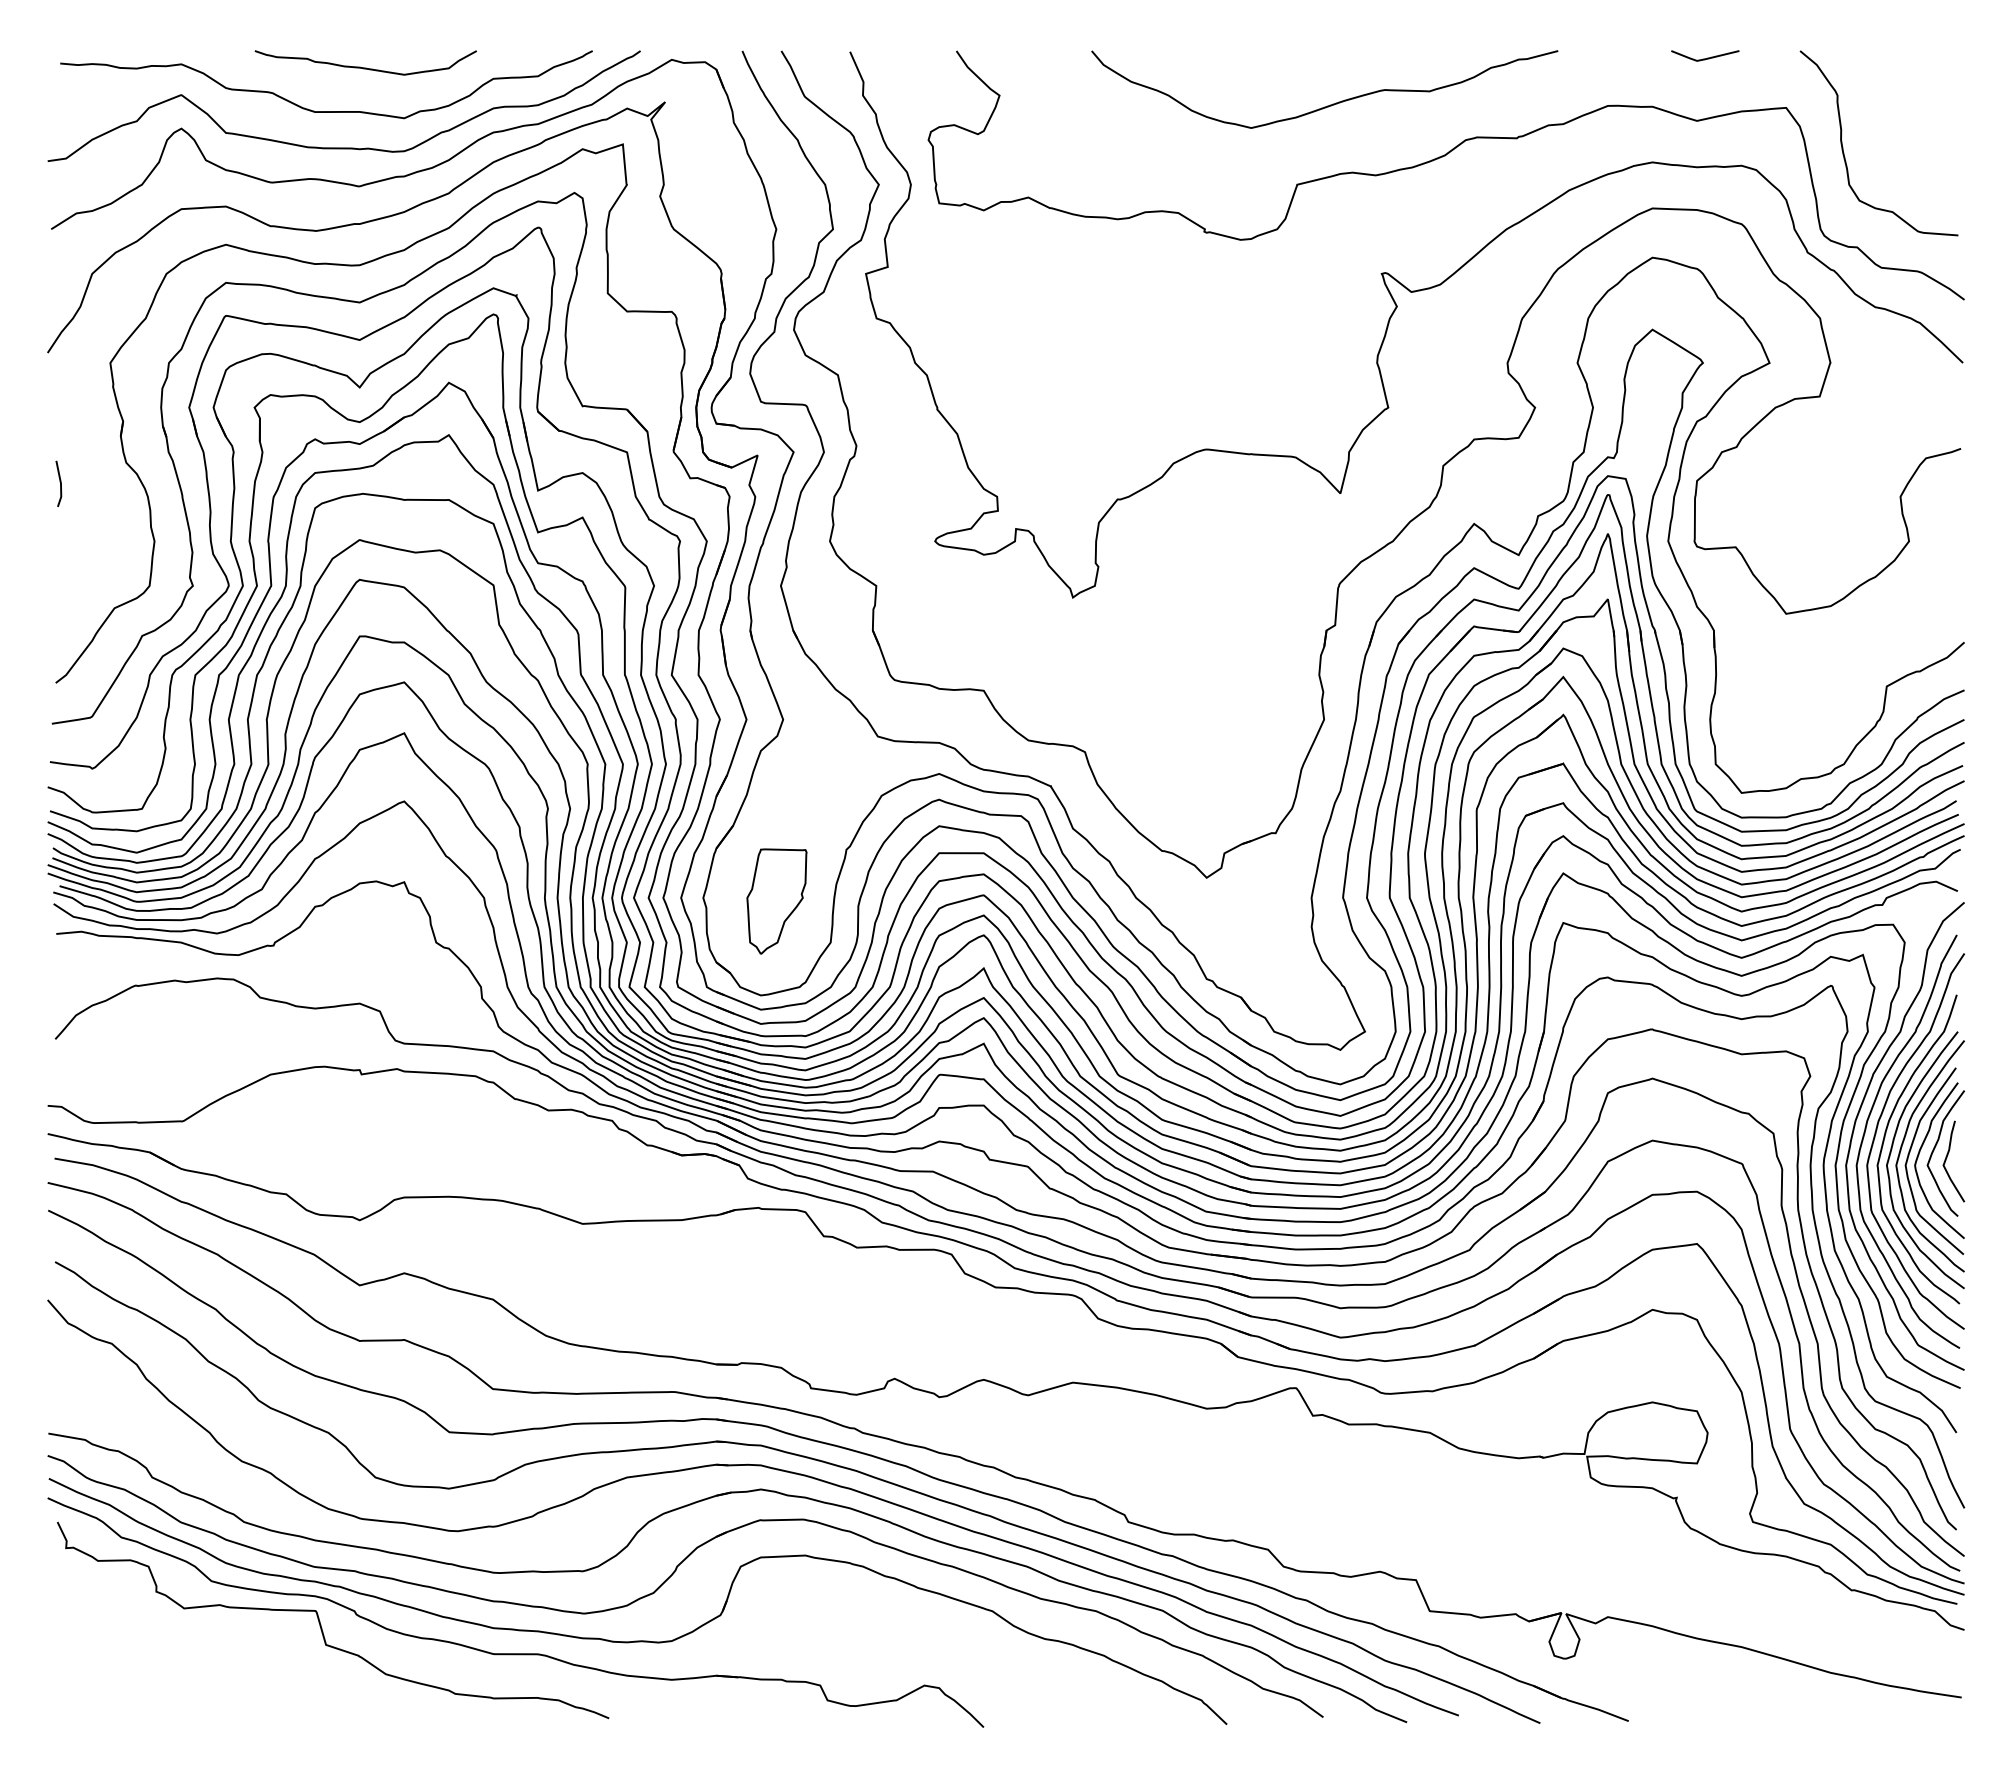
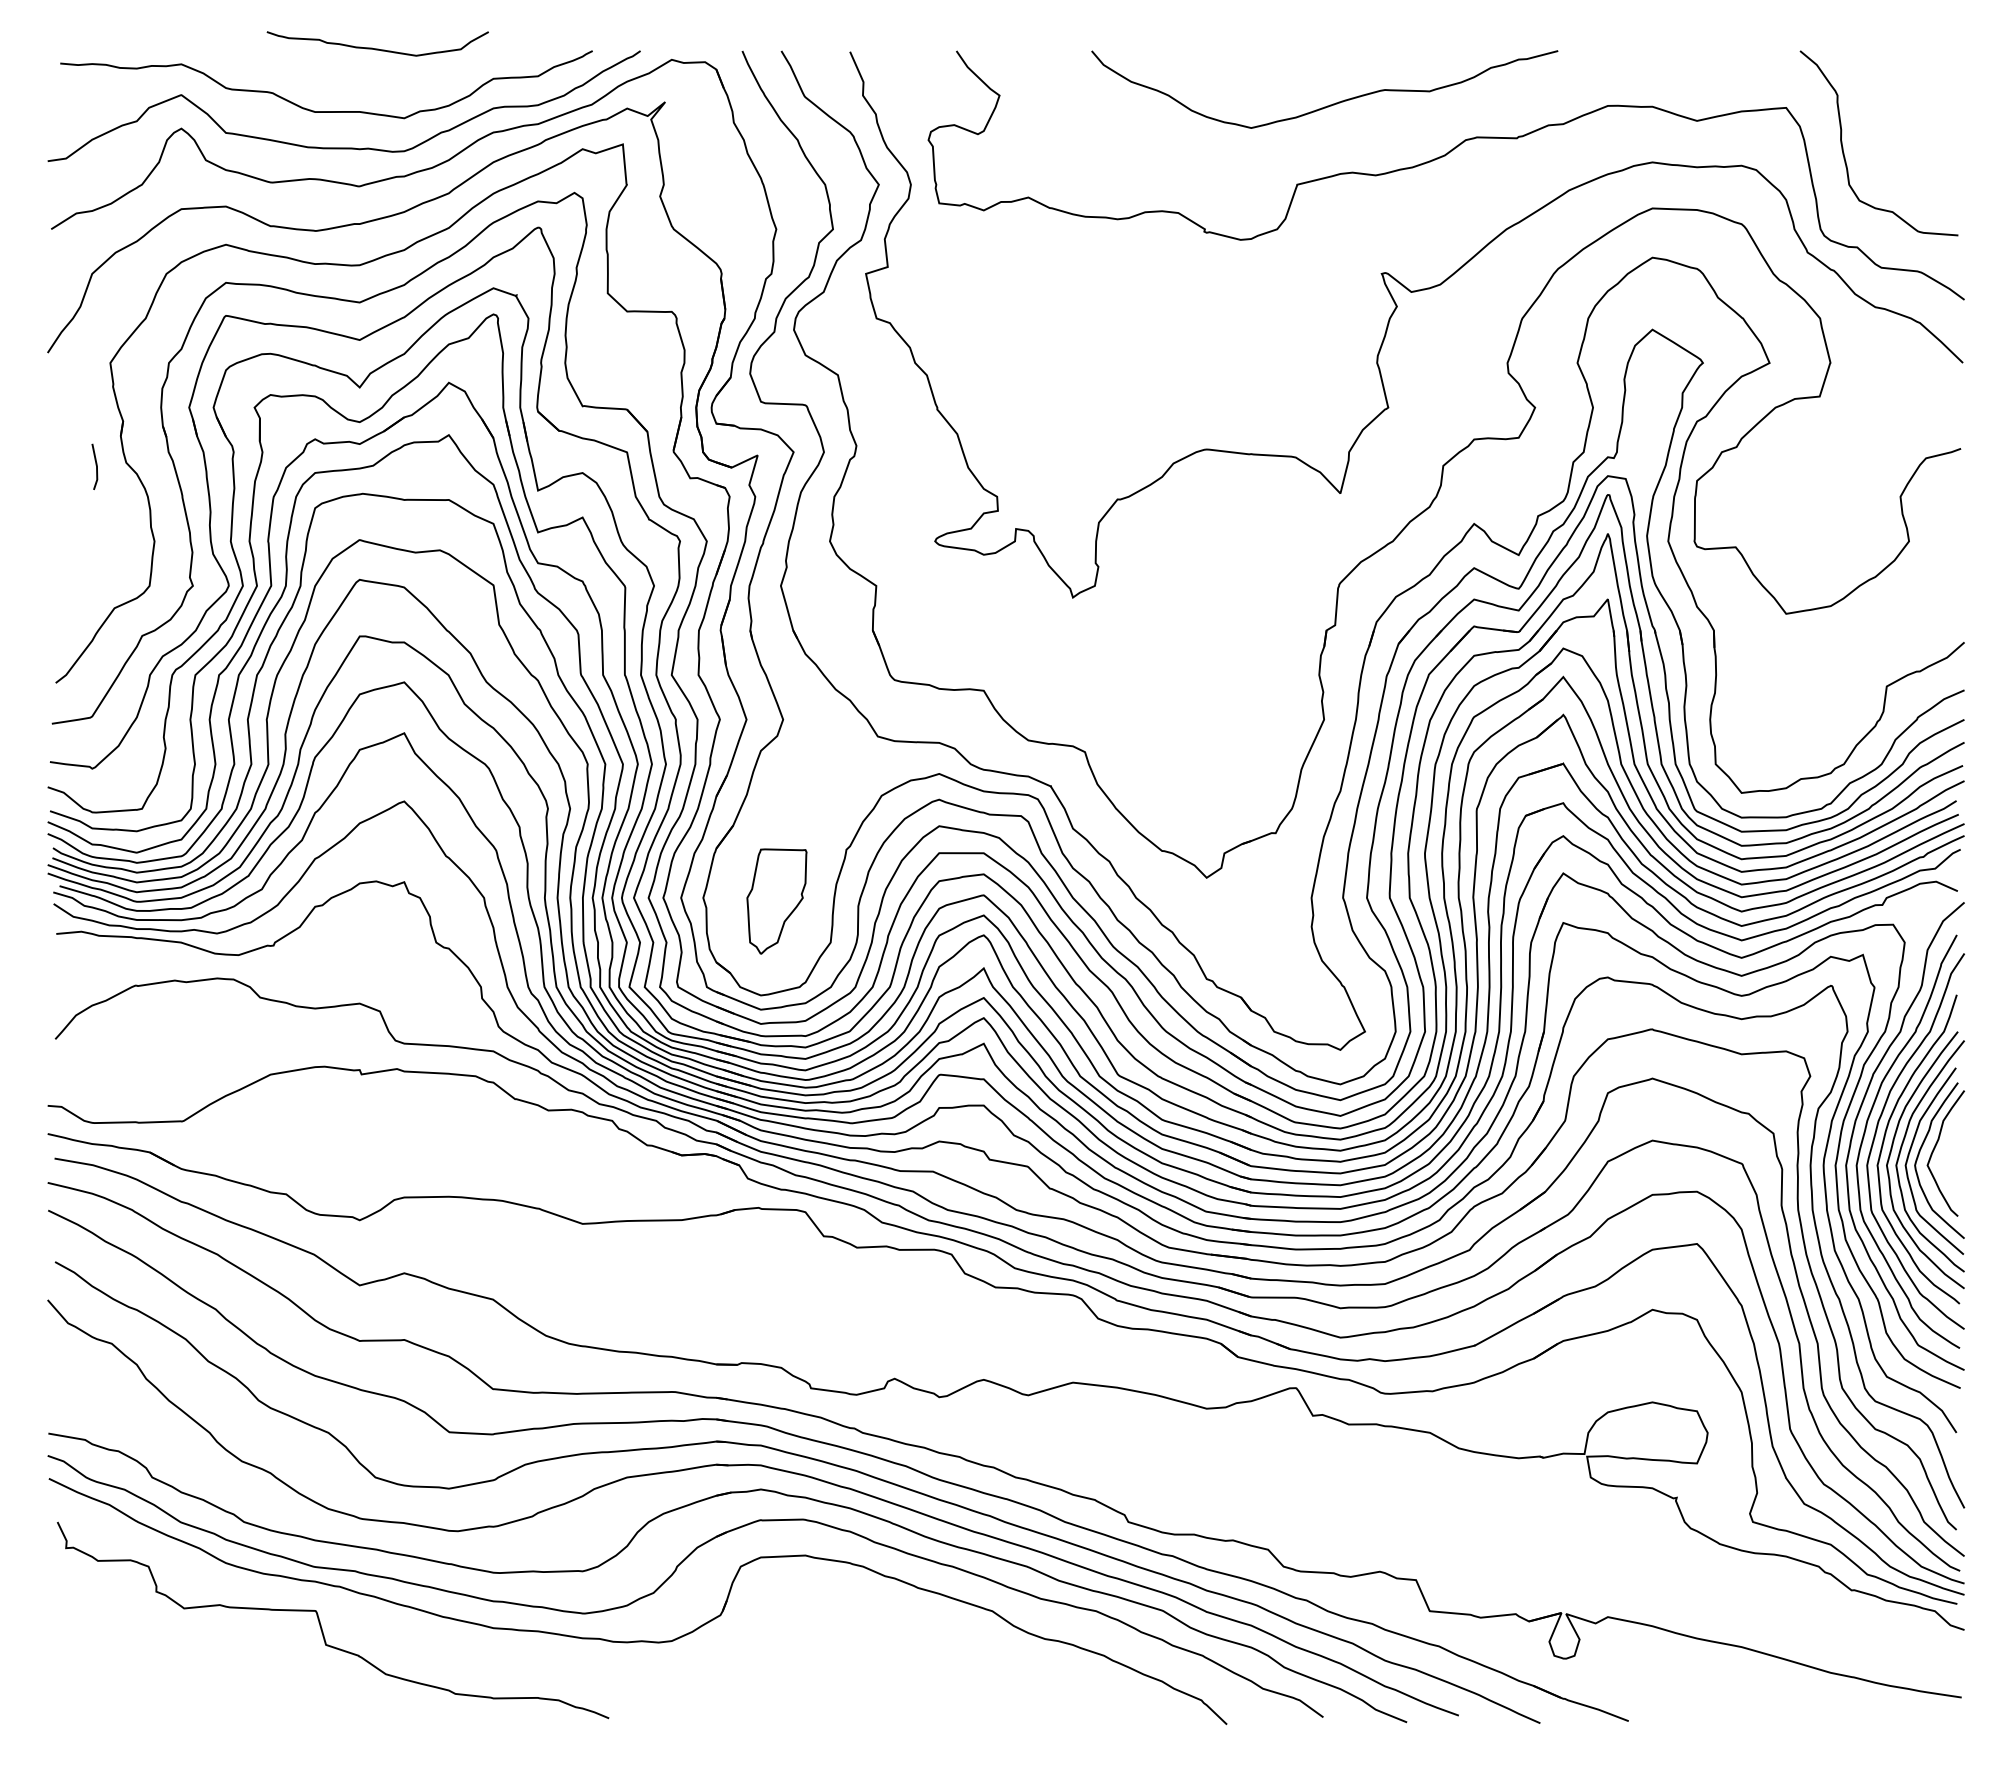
line: present -> none (1707, 57)
curve position: (365, 67) -> (377, 48) (377, 48)
line position: (59, 482) -> (95, 465) (95, 465)
curve: present -> none (1946, 1160)
part: present -> none (515, 1653)
